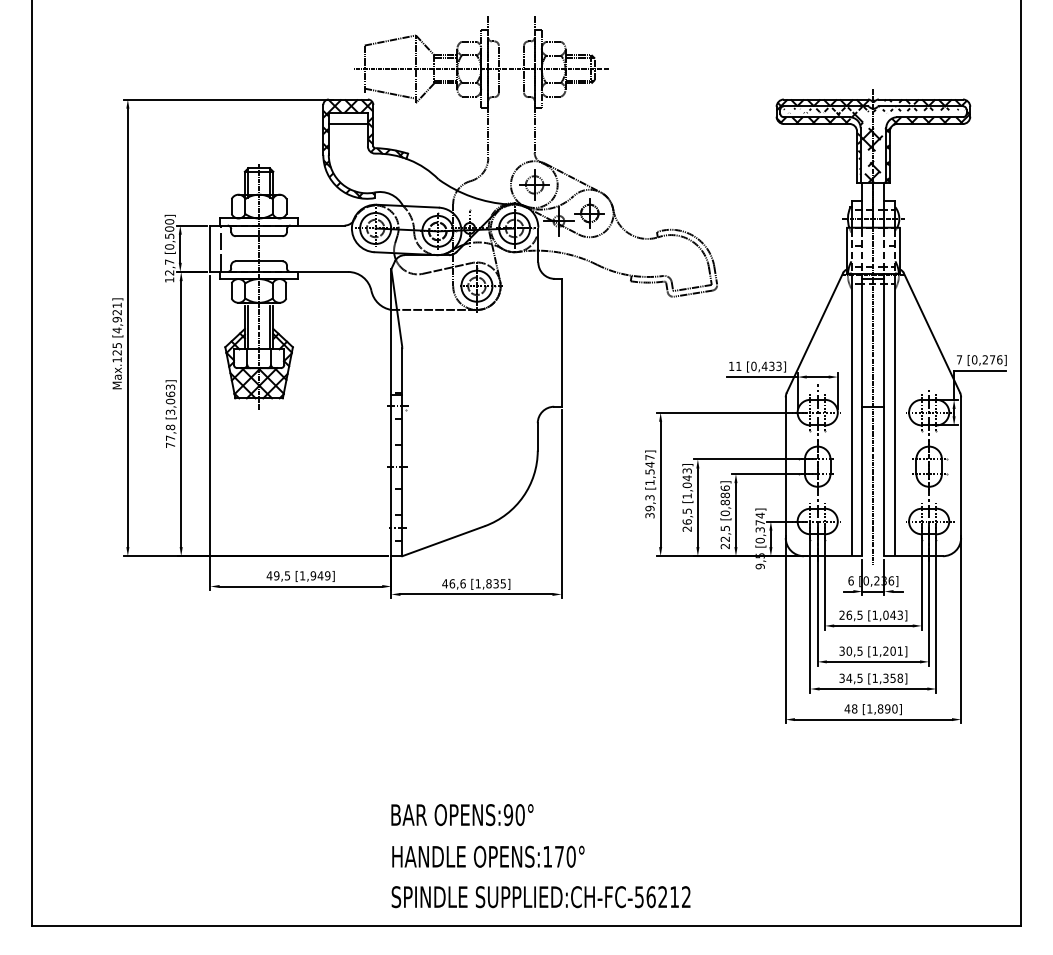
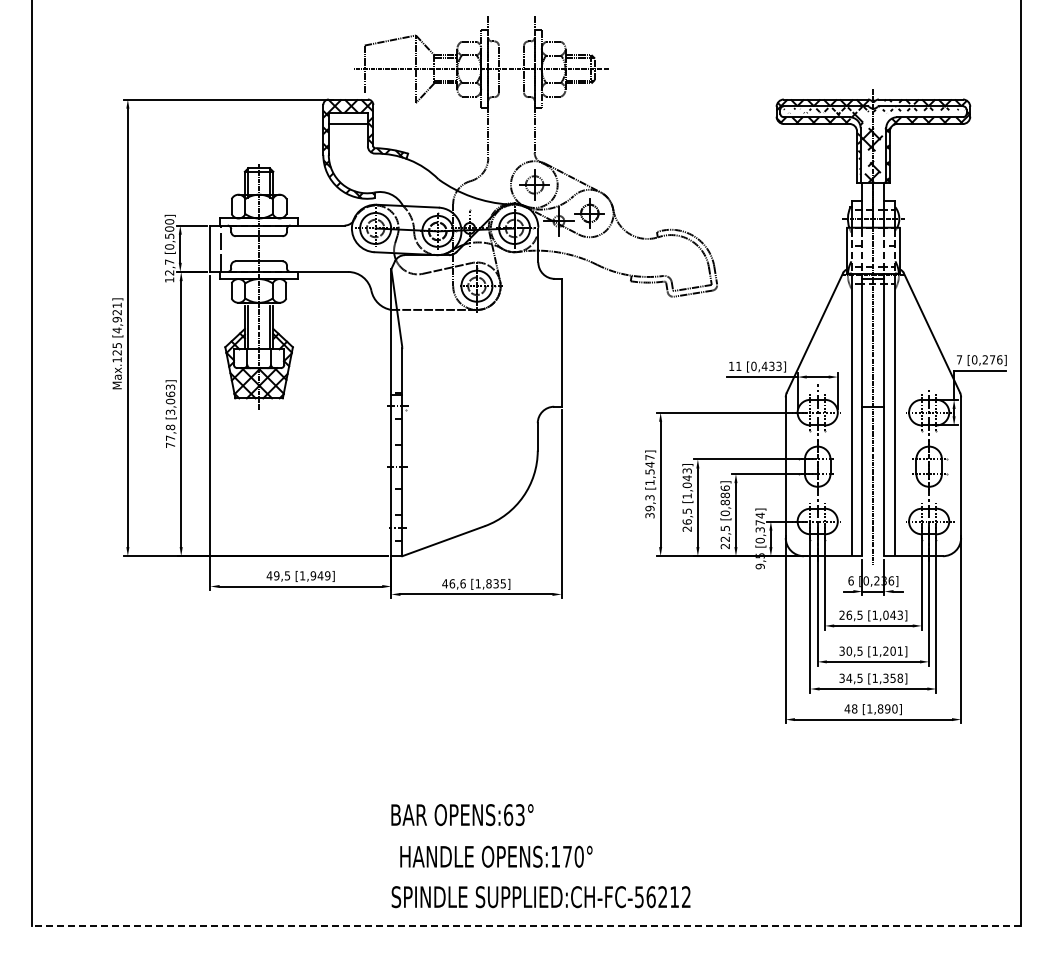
line: present -> none (389, 93)
text: OPENS:90° -> OPENS:63° (513, 815)
text position: (488, 856) -> (496, 856) (496, 856)
line: solid -> dashed (526, 926)
